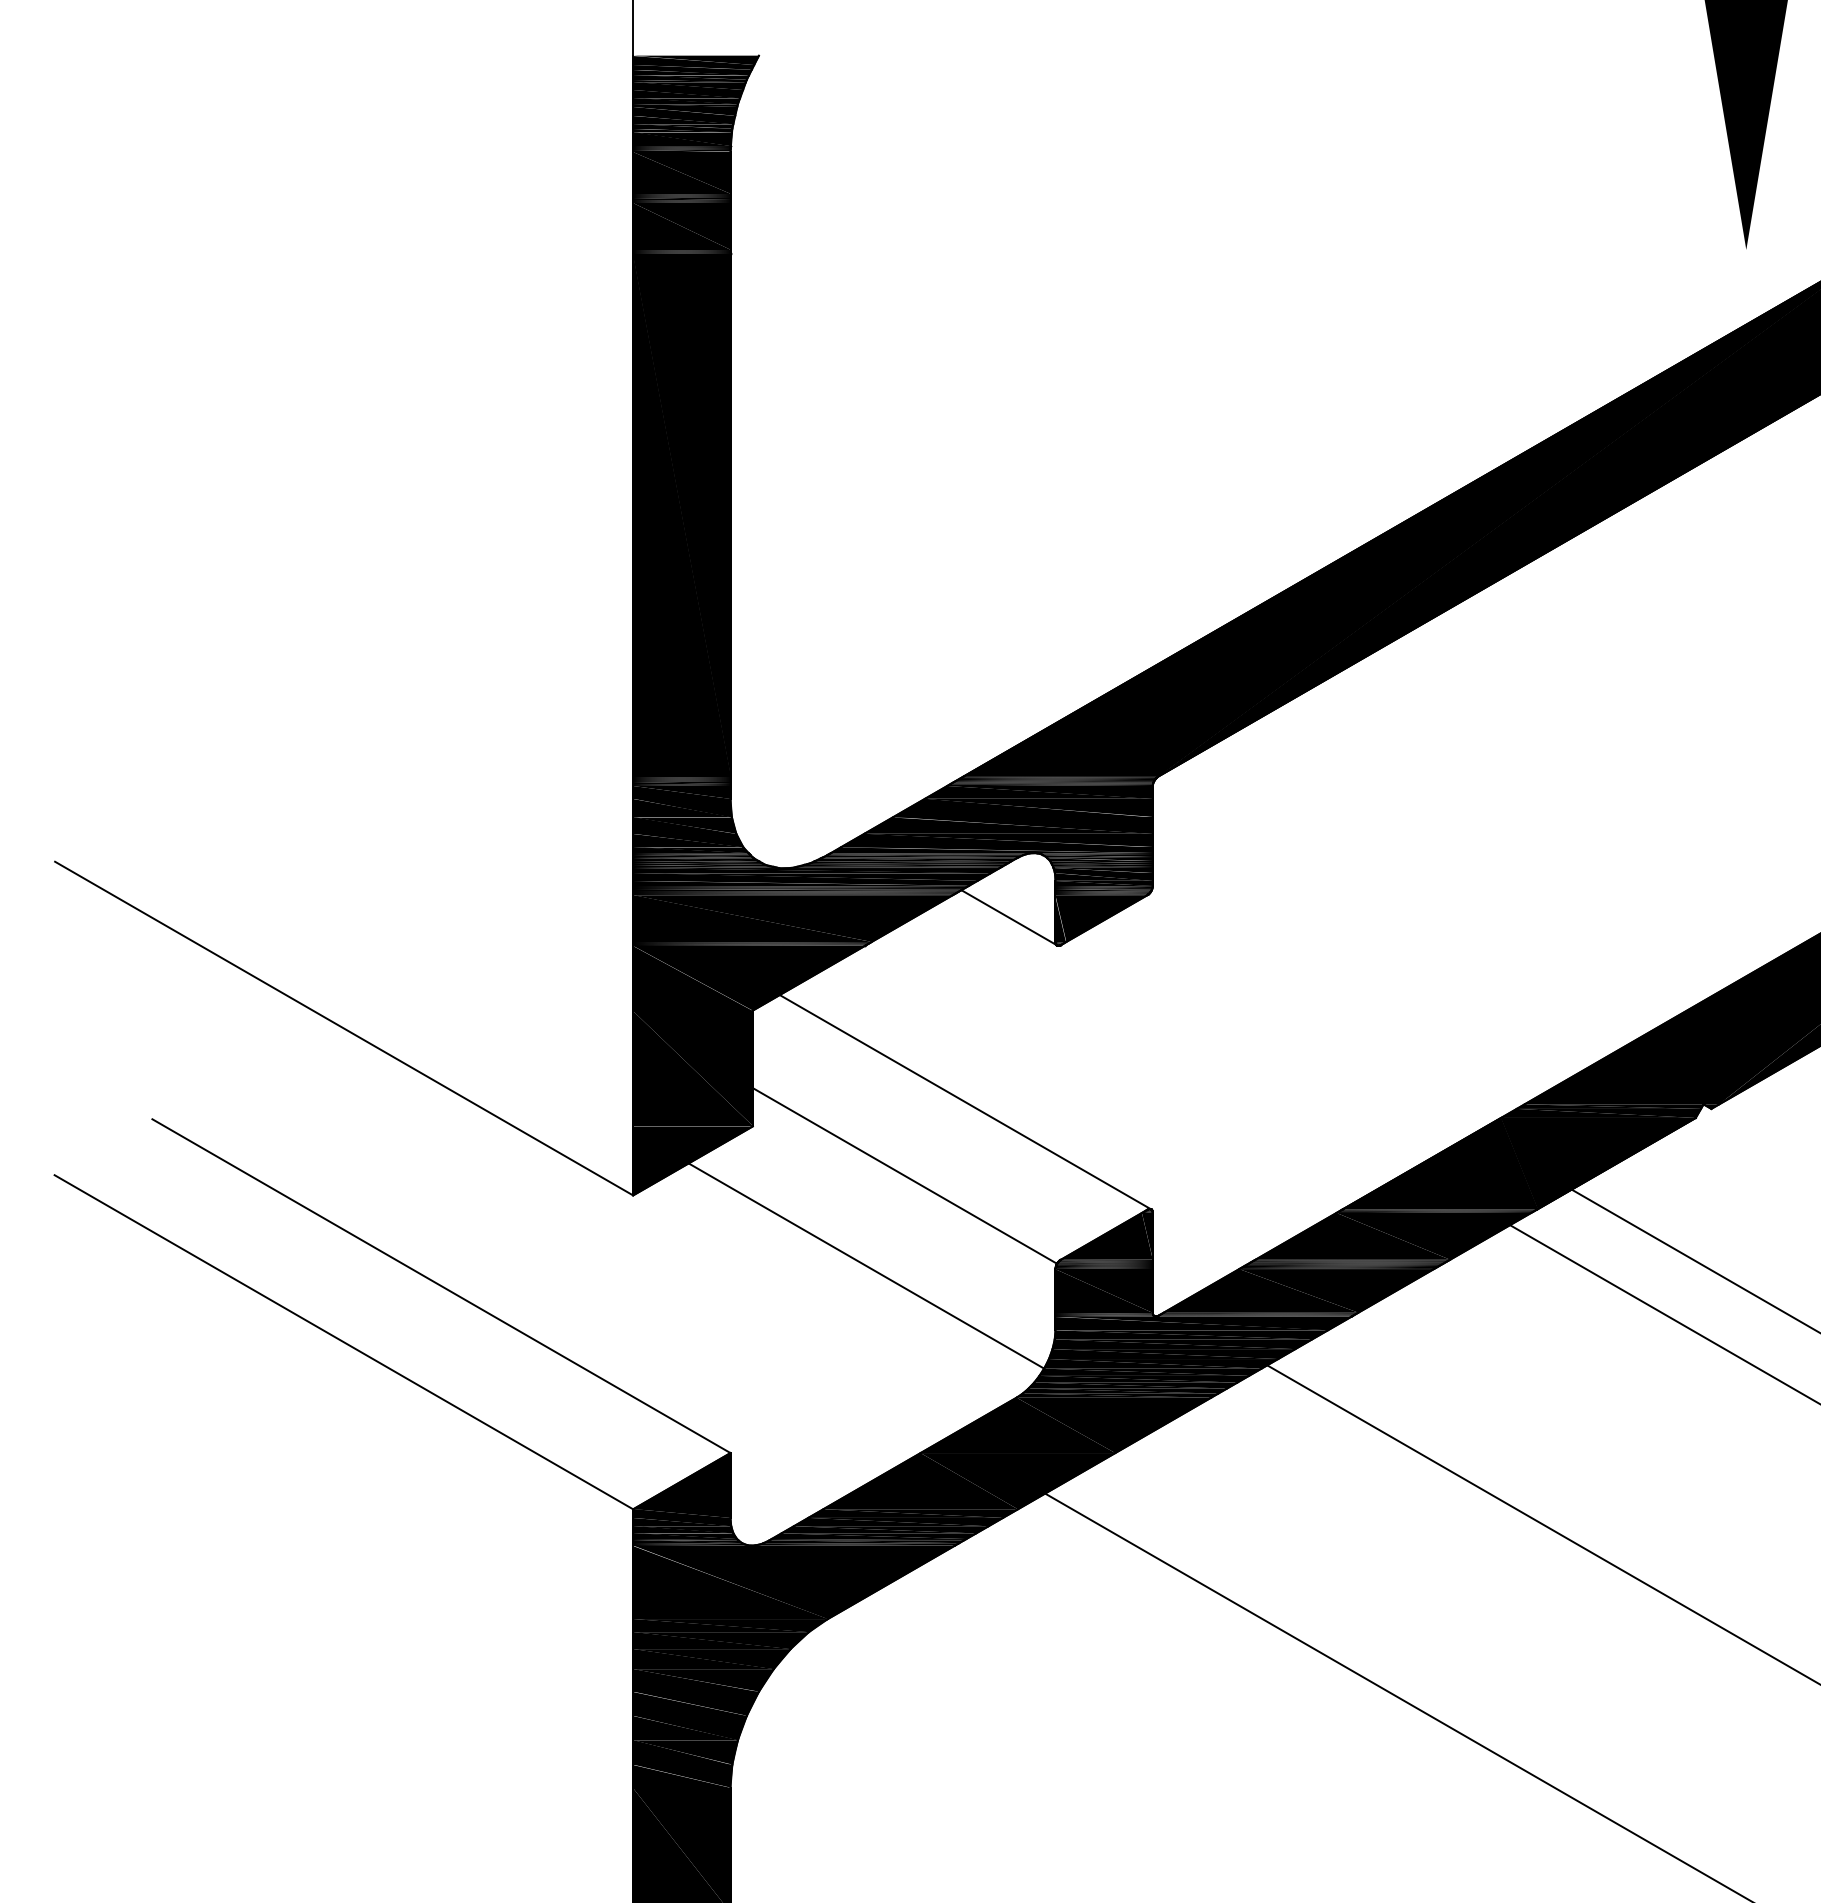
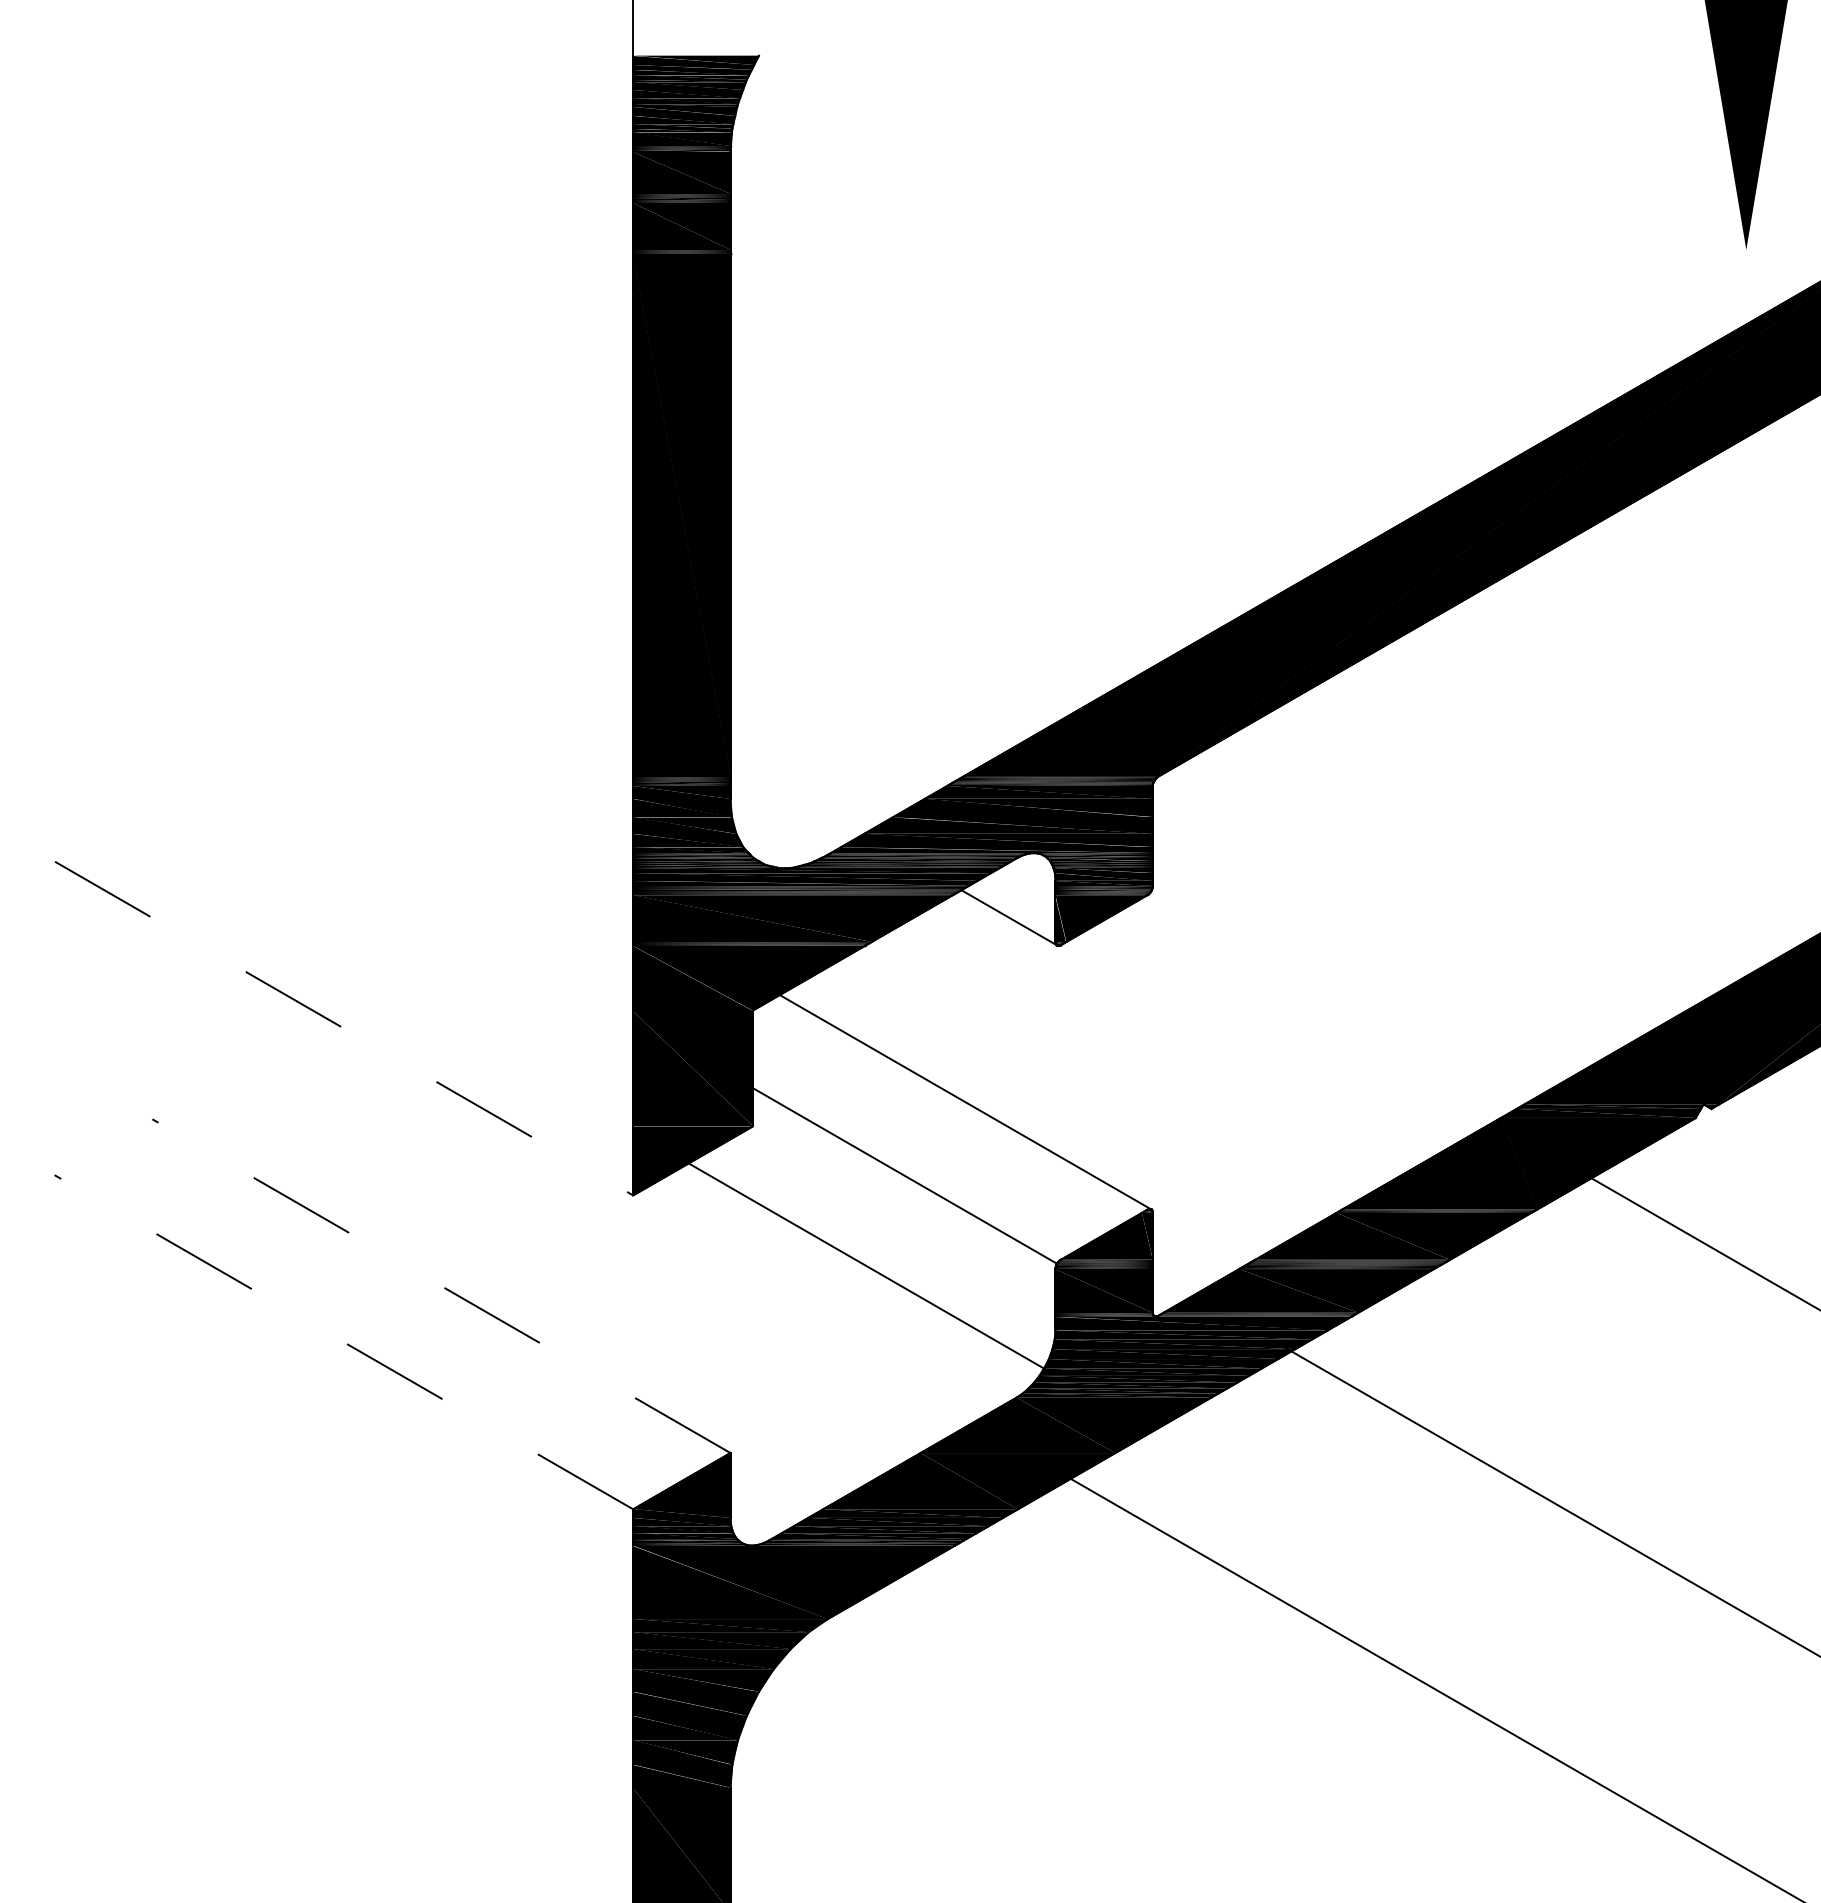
line: solid -> dashed (344, 1028)
line position: (1694, 1260) -> (1699, 1240) (1699, 1240)
line: solid -> dashed (441, 1286)
line: present -> none (1663, 1313)
line: solid -> dashed (343, 1342)
line position: (1542, 1523) -> (1548, 1499) (1548, 1499)
line position: (1396, 1696) -> (1428, 1685) (1428, 1685)
